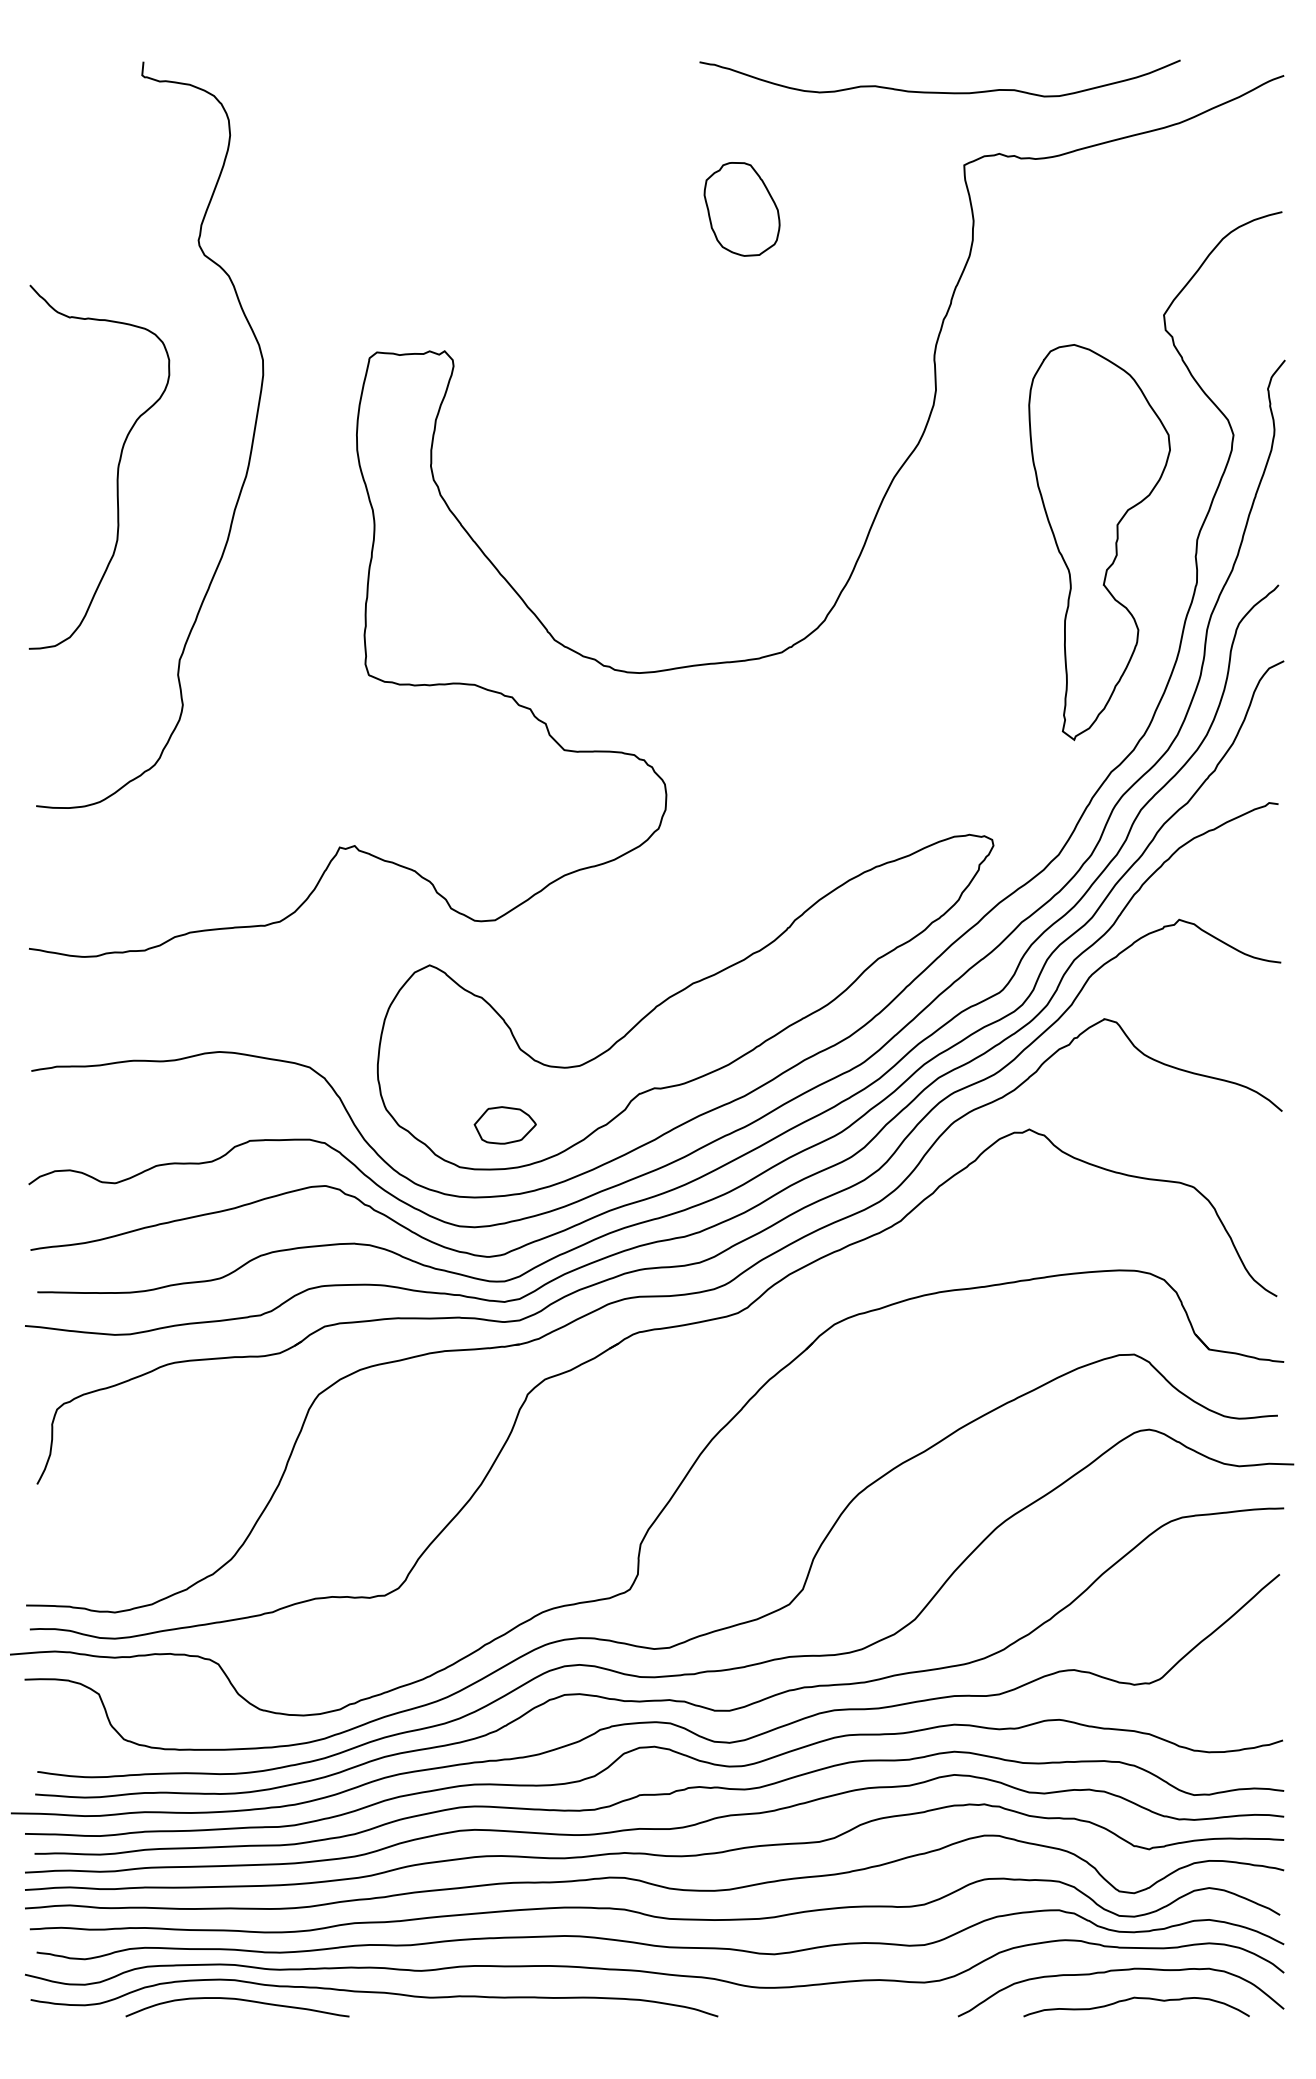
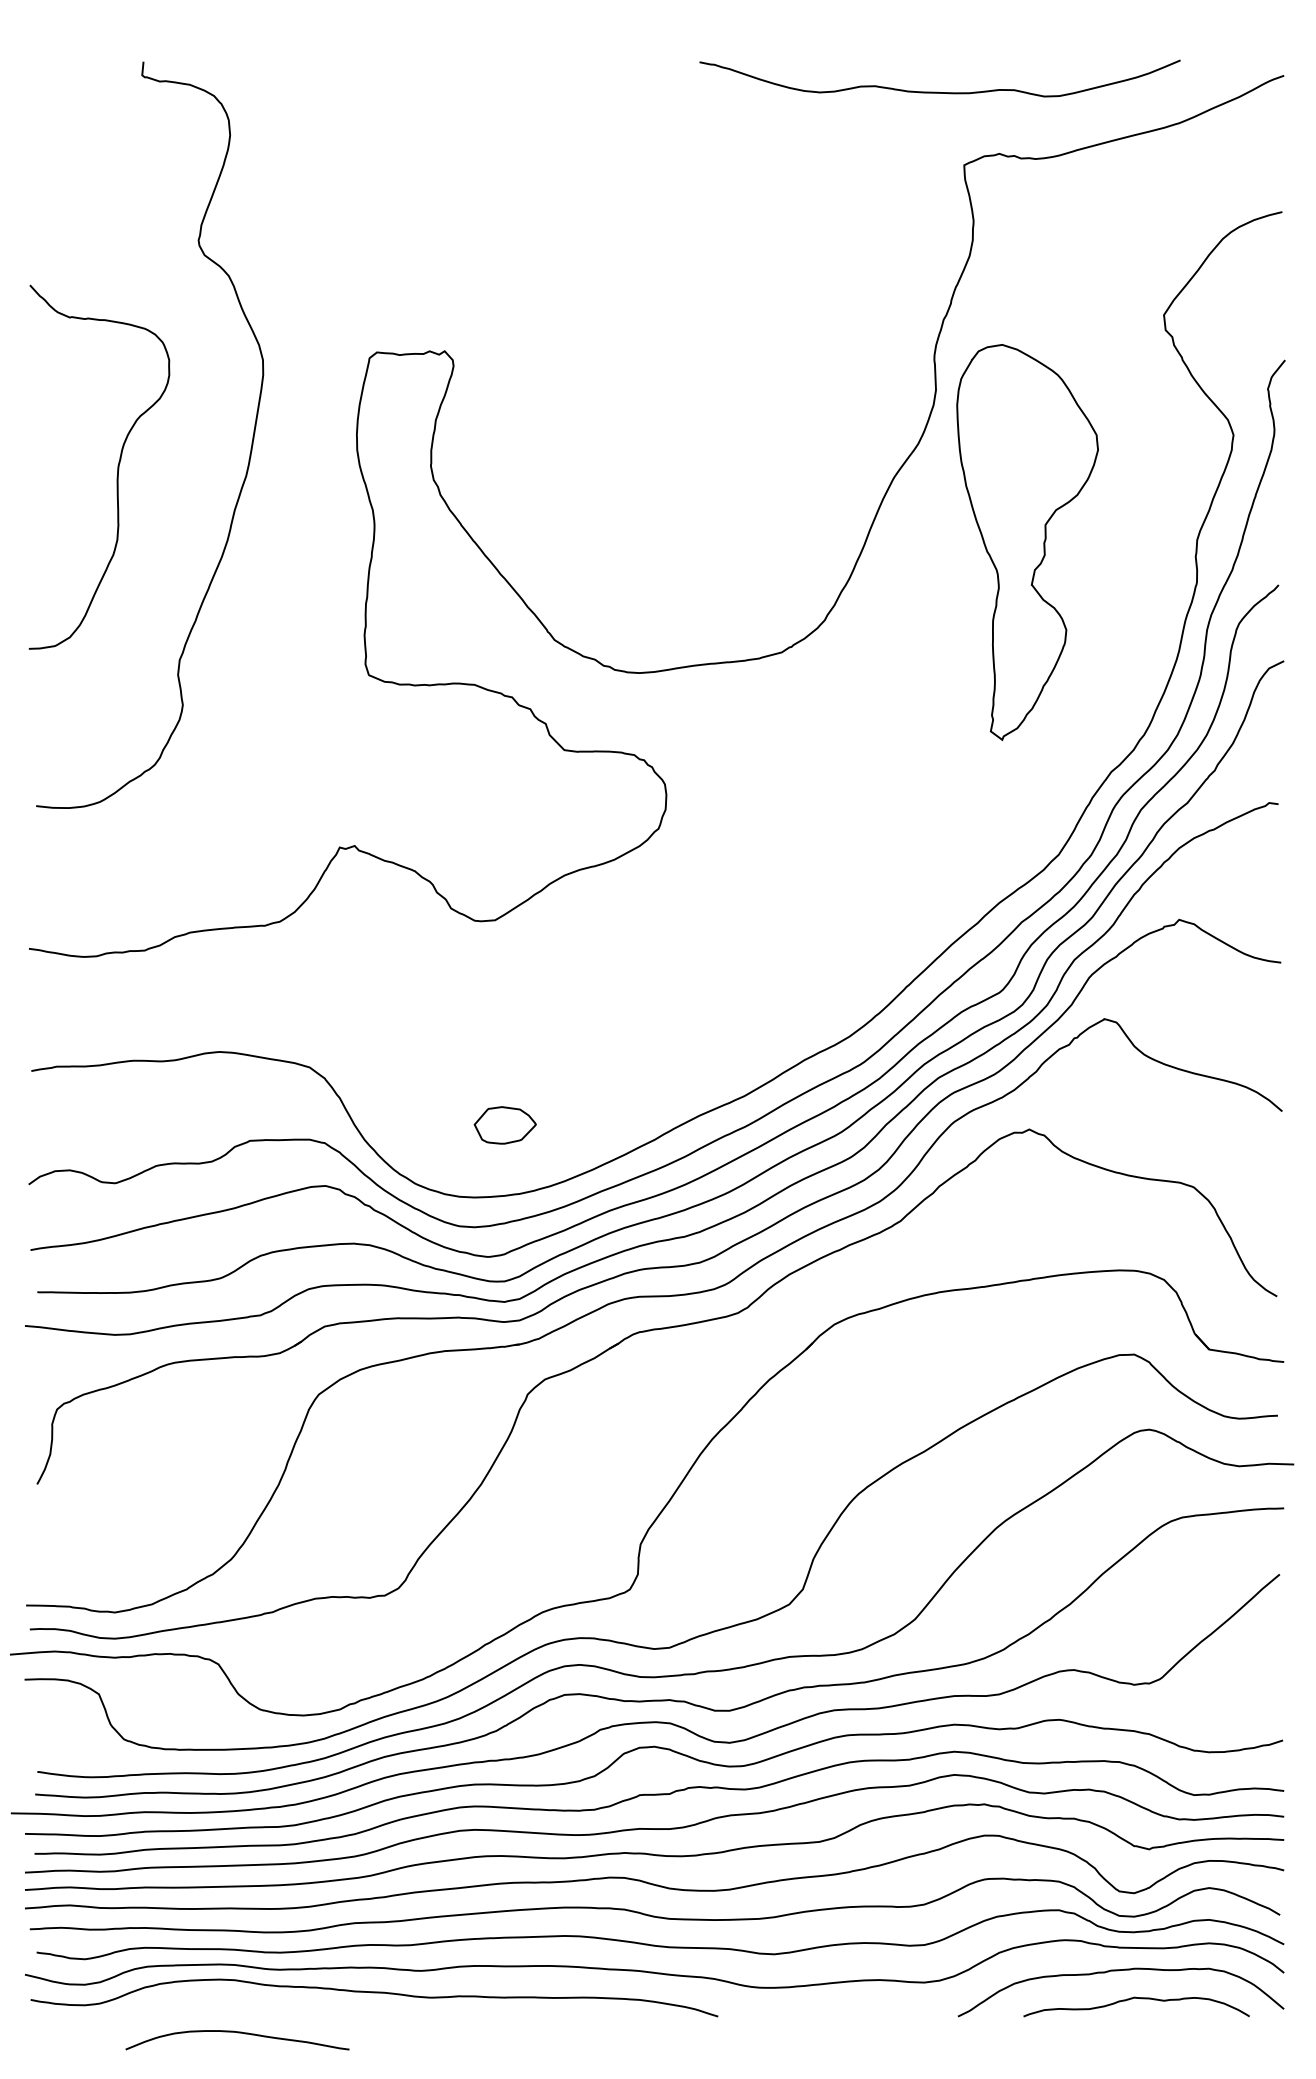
part: present -> none (741, 209)
part position: (1099, 542) -> (1027, 542) (1027, 542)
part: present -> none (685, 1001)
curve position: (237, 2000) -> (237, 2033) (237, 2033)
